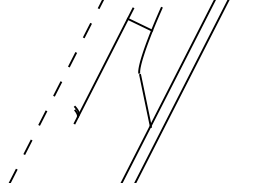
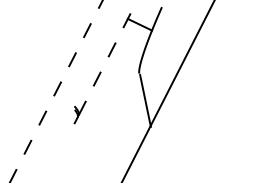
line: solid -> dashed (106, 61)
line: present -> none (181, 90)
